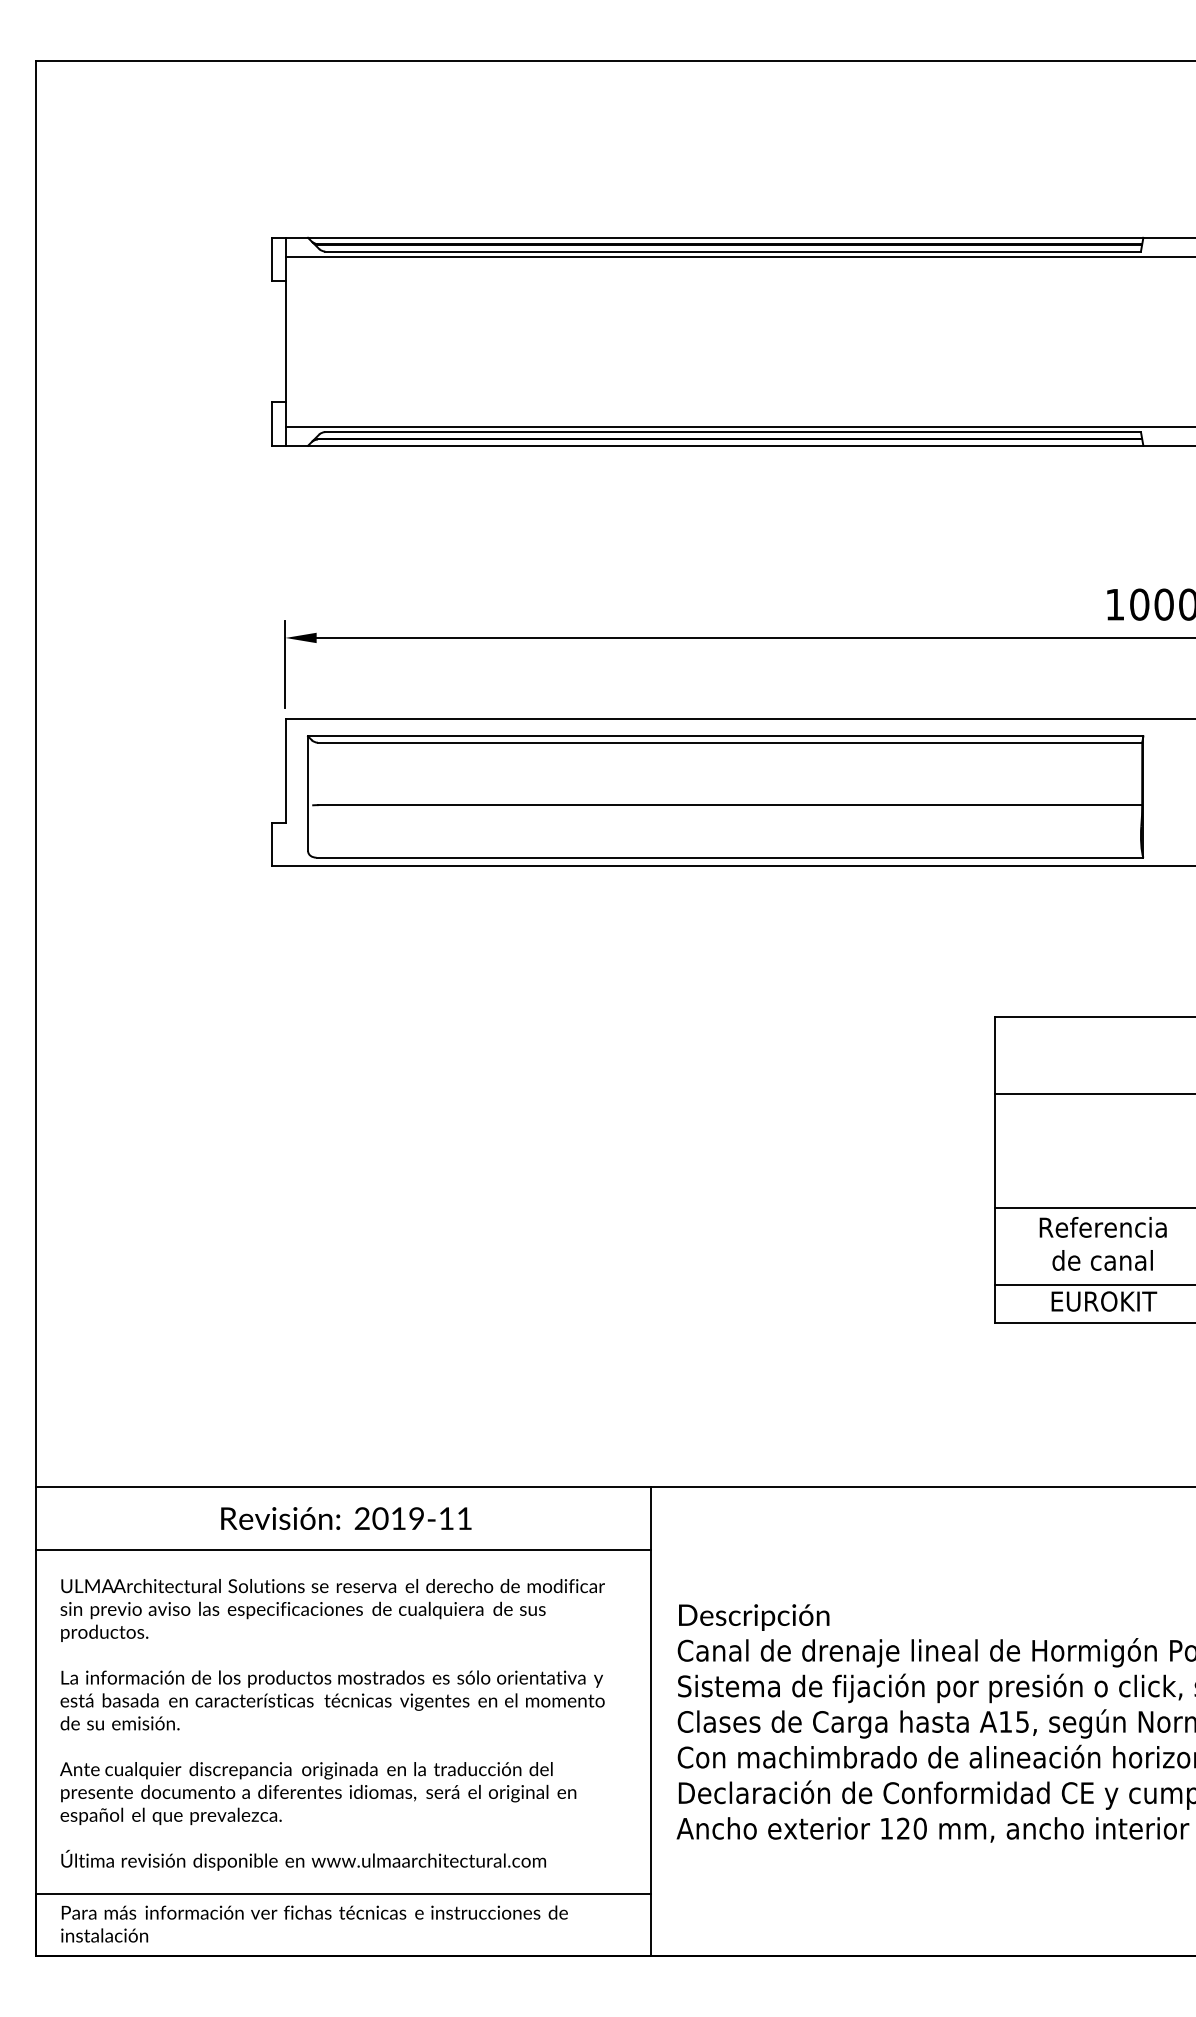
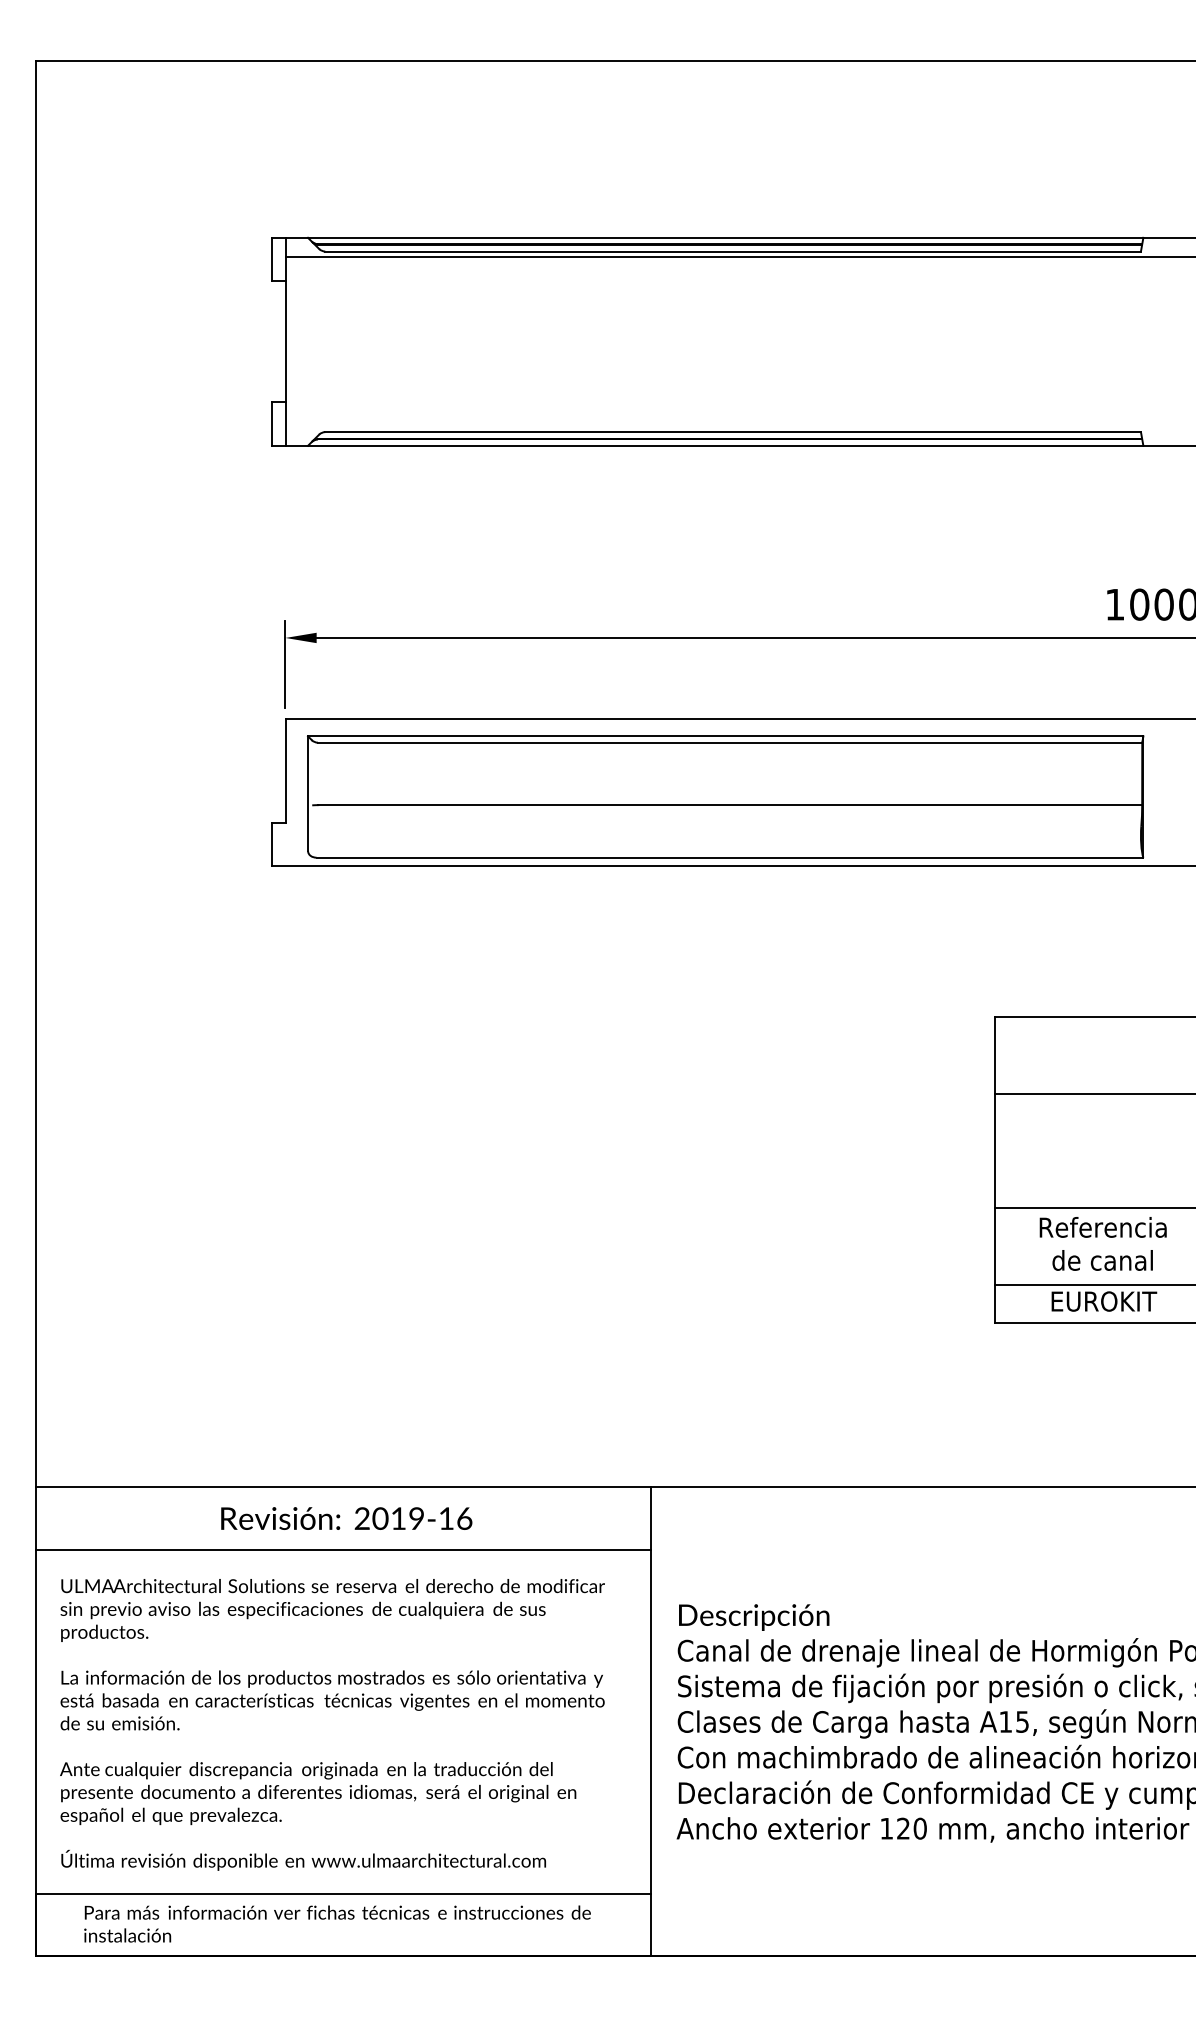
line: present -> none (738, 426)
text: 2019-11 -> 2019-16 (464, 1518)
text position: (314, 1923) -> (337, 1923) (337, 1923)
